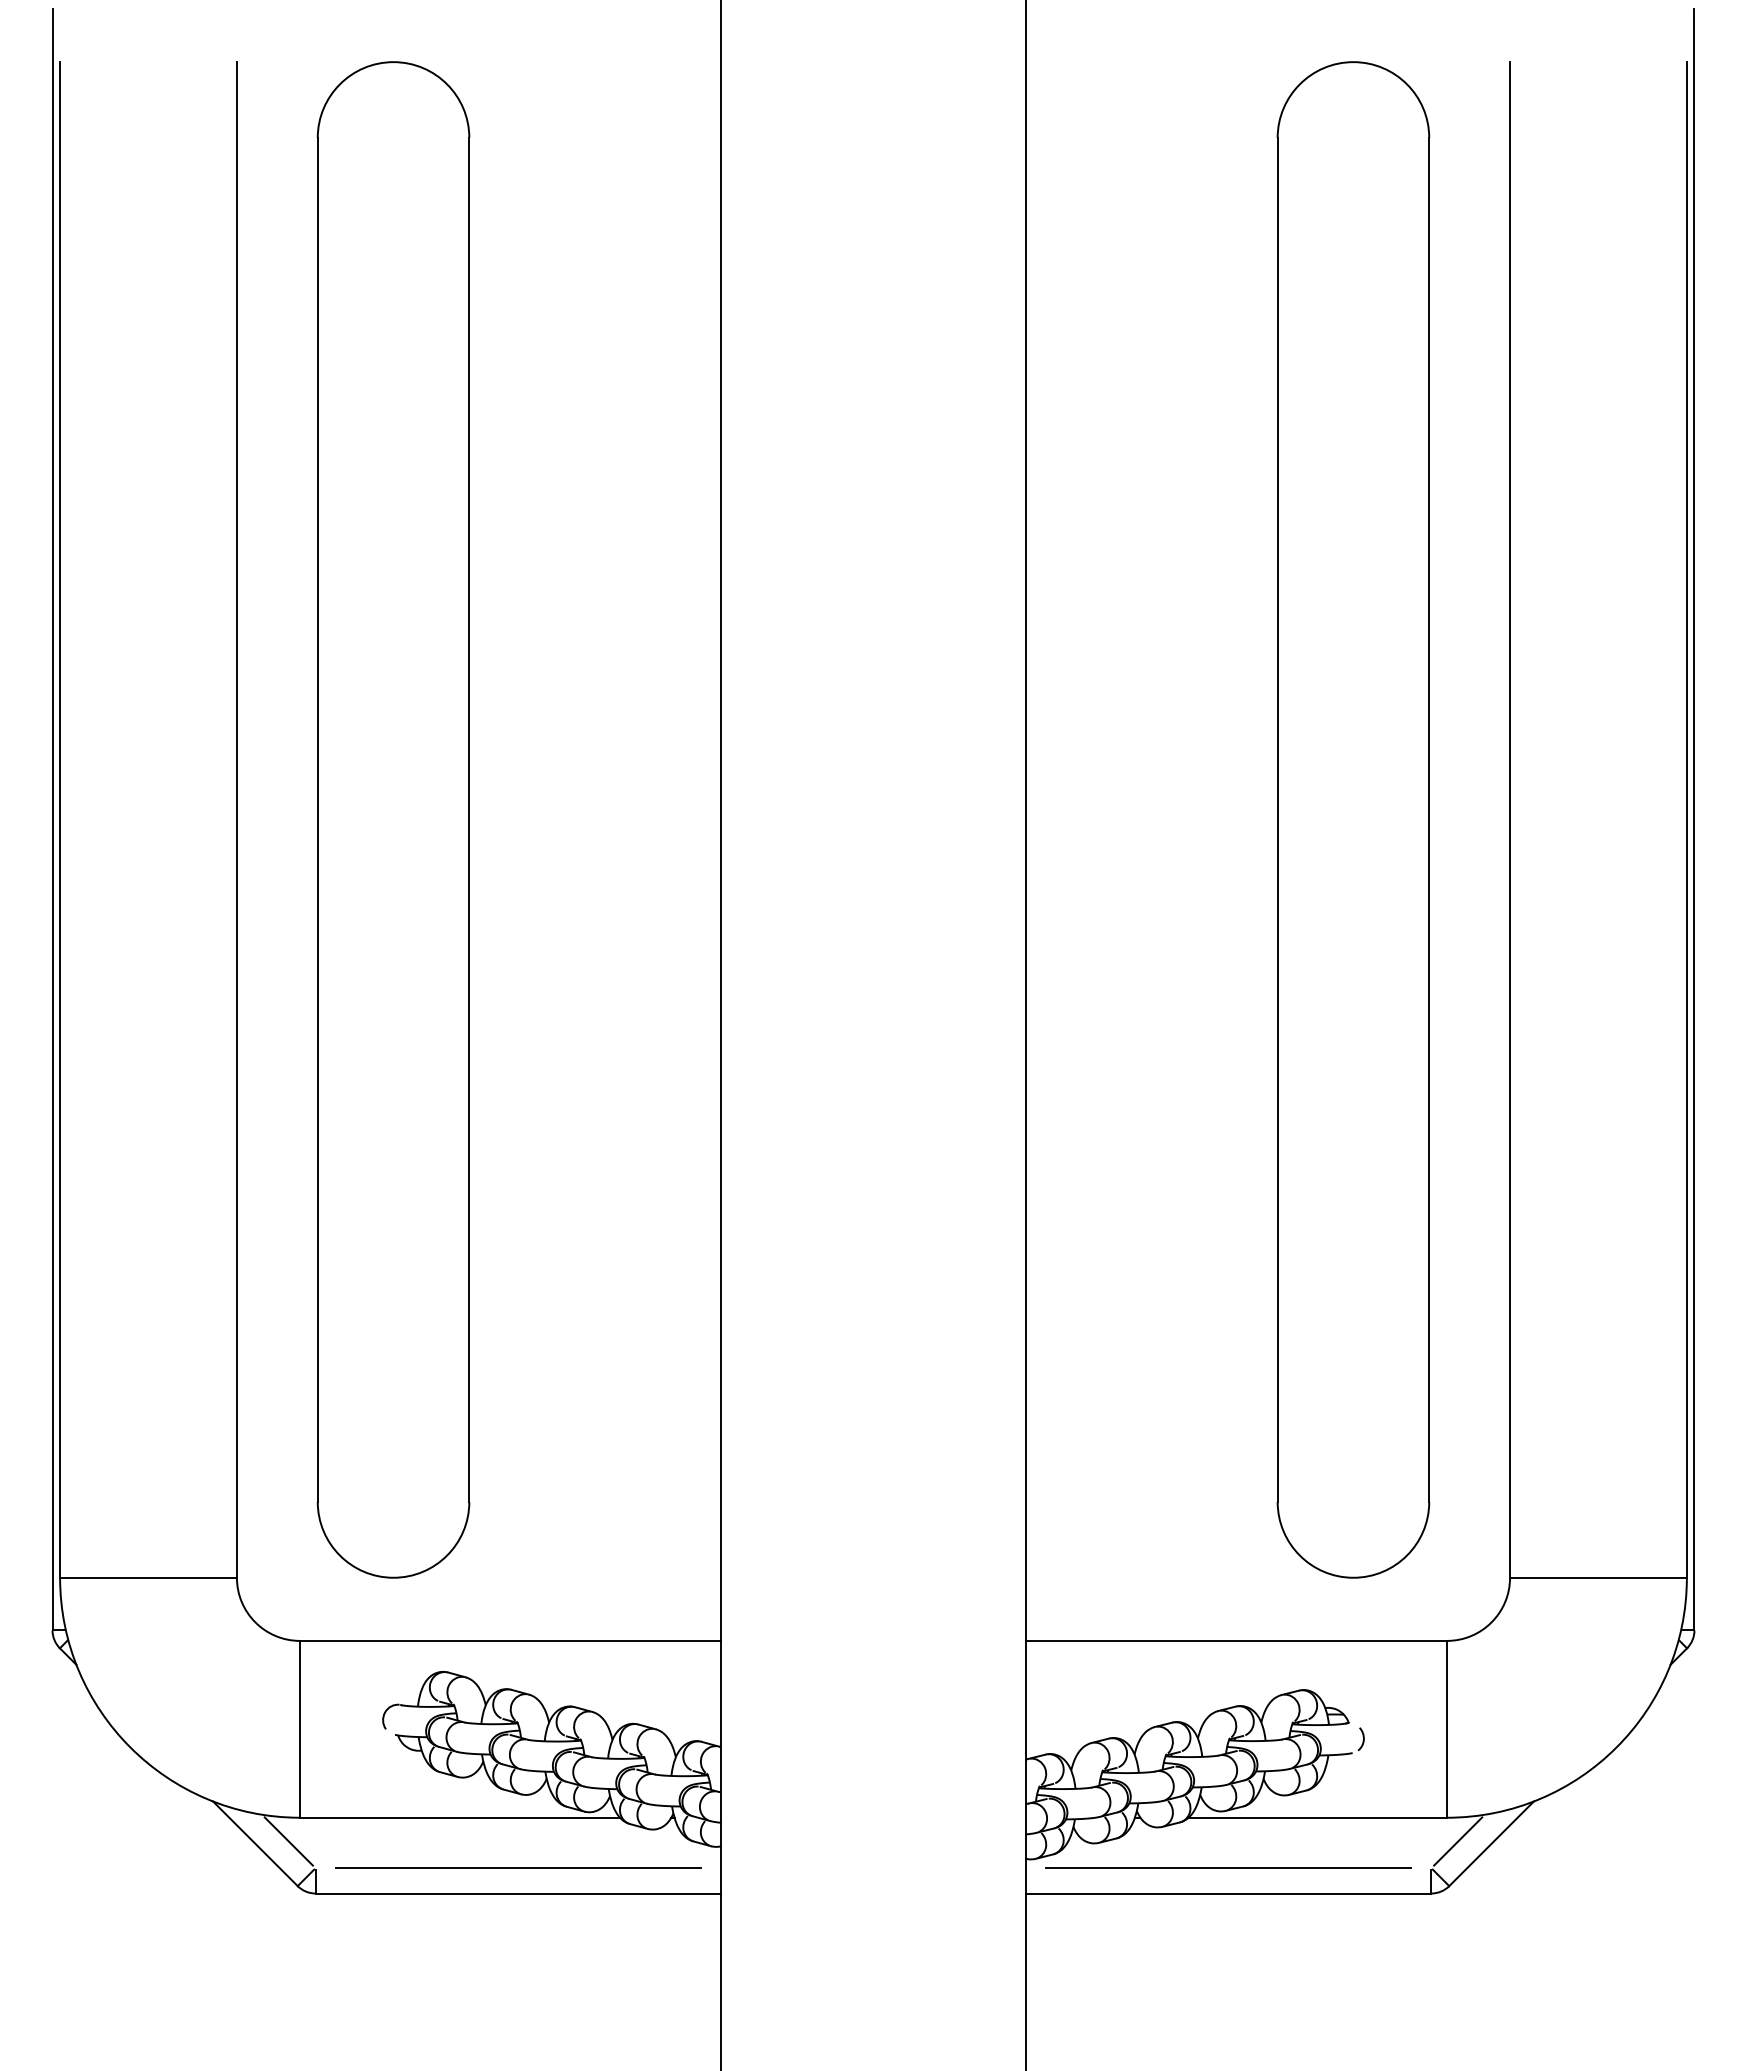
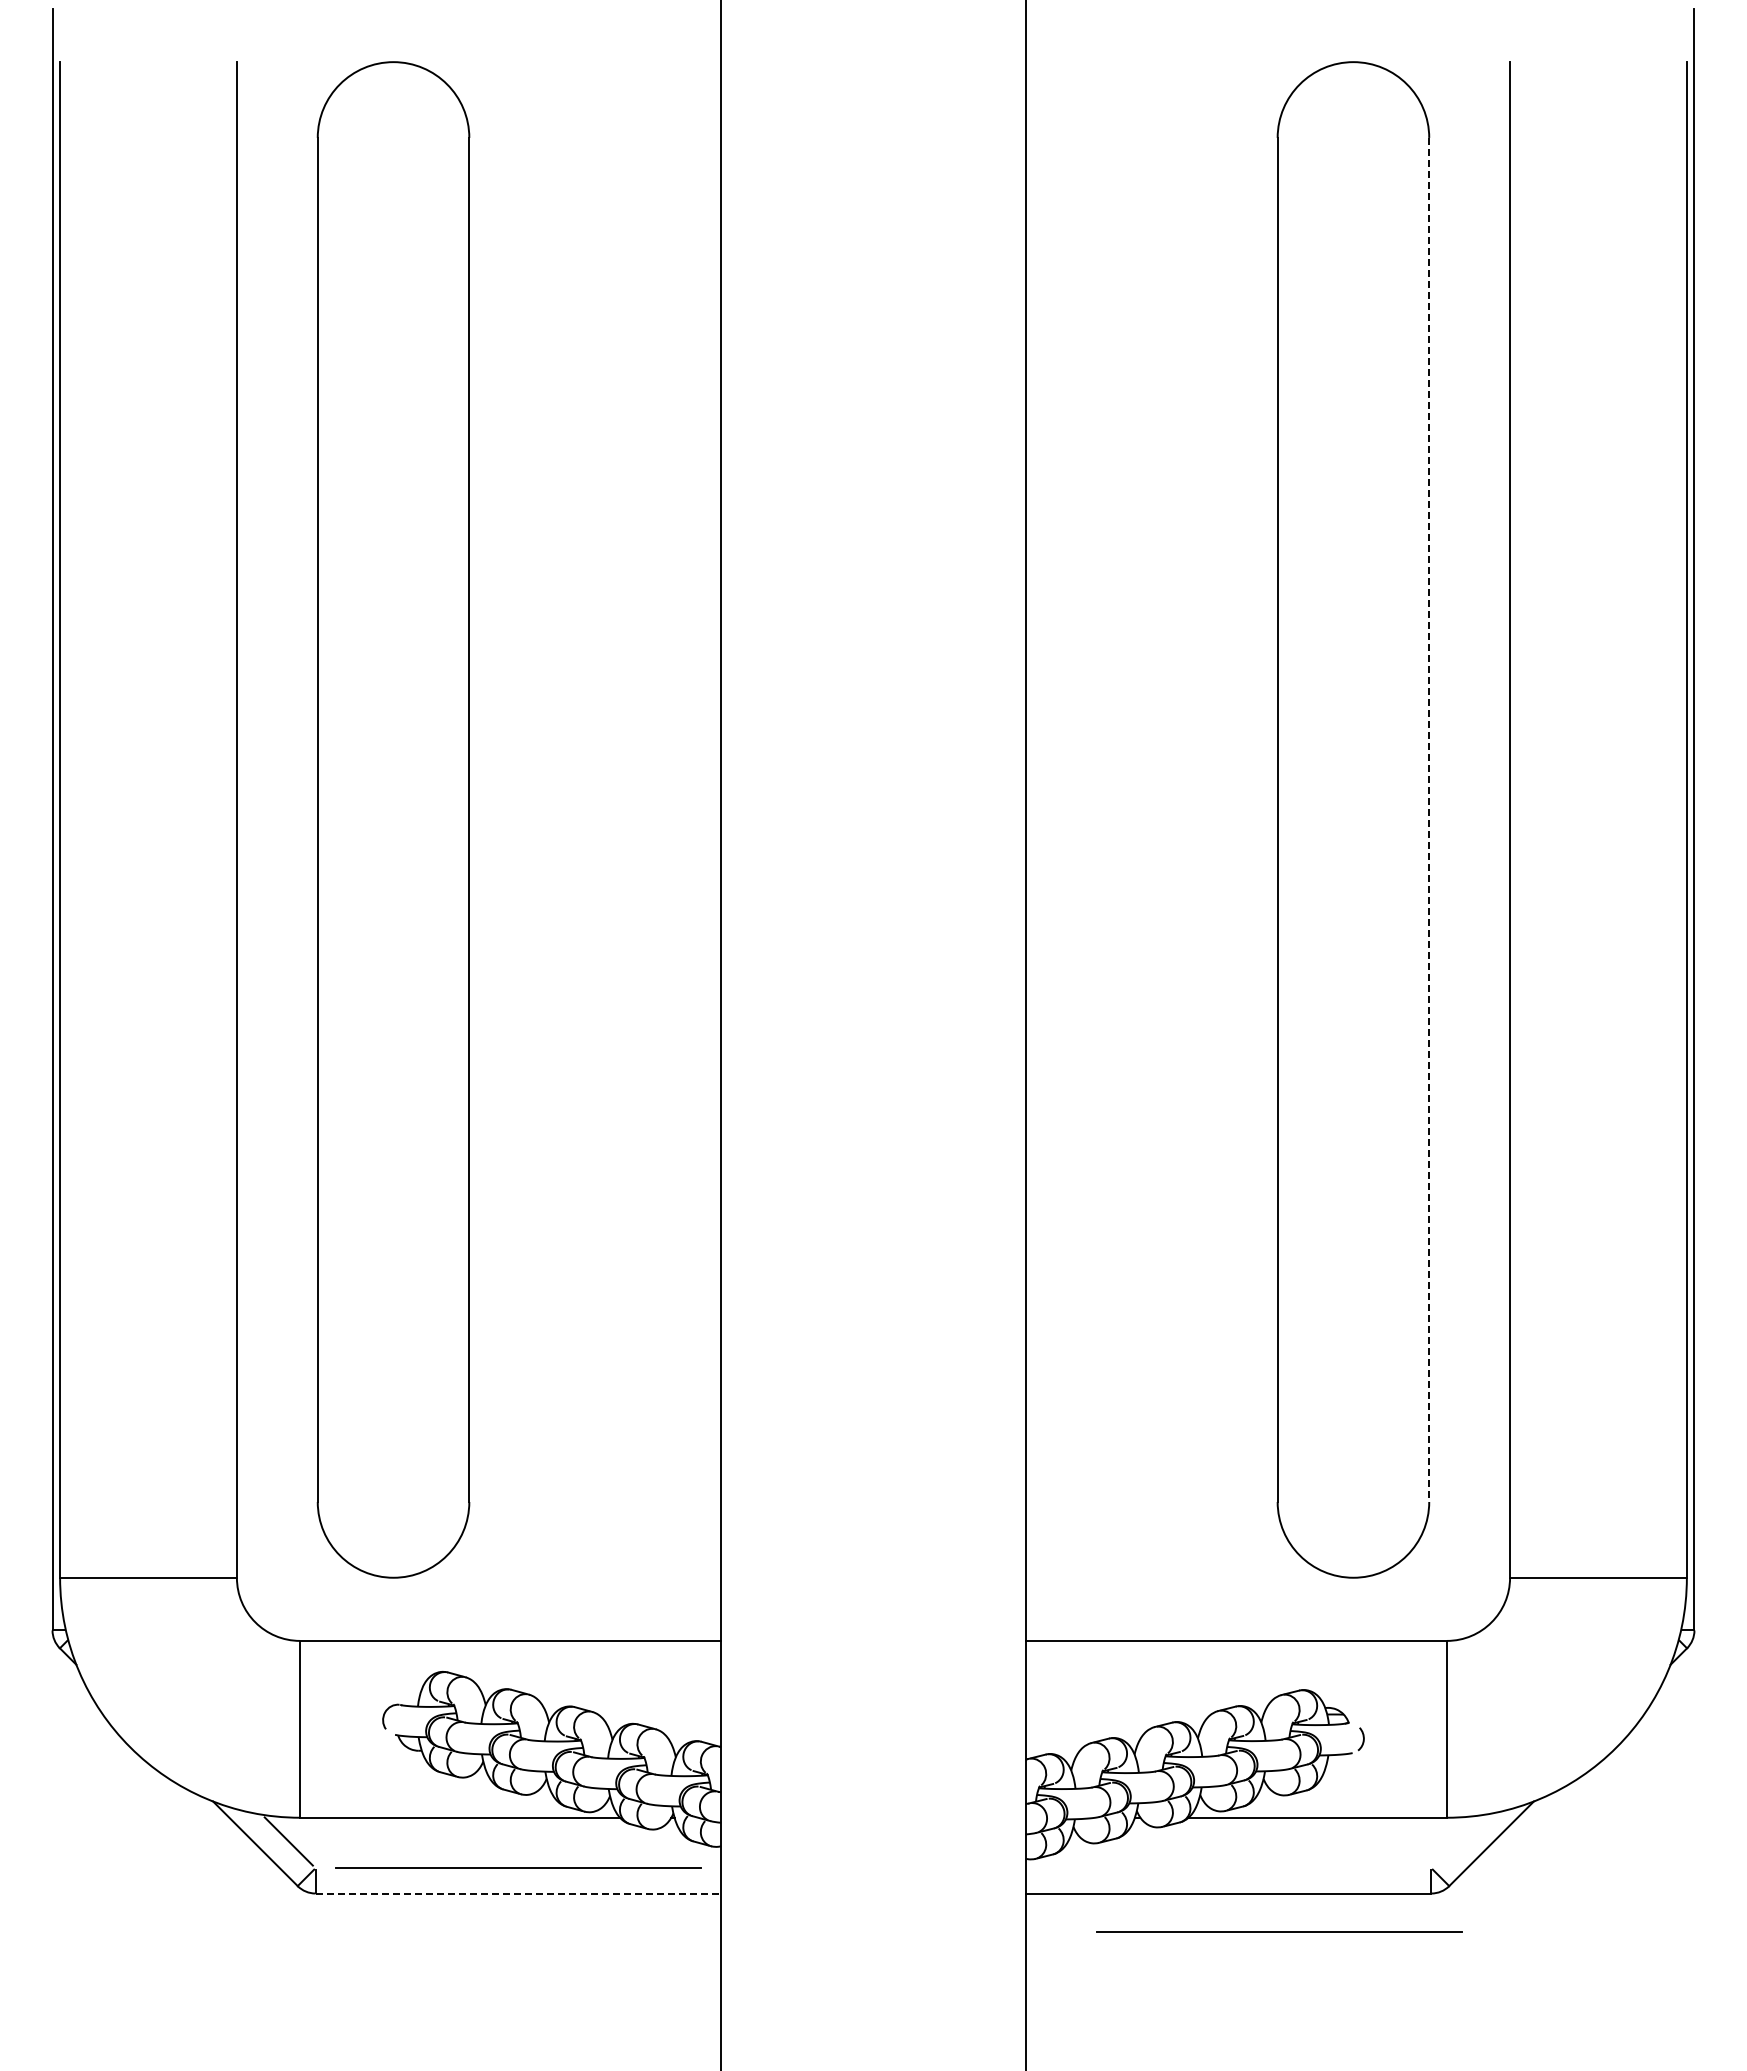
line: solid -> dashed (1429, 820)
line: present -> none (1458, 1841)
line position: (1228, 1867) -> (1279, 1931) (1279, 1931)
line: solid -> dashed (518, 1893)
